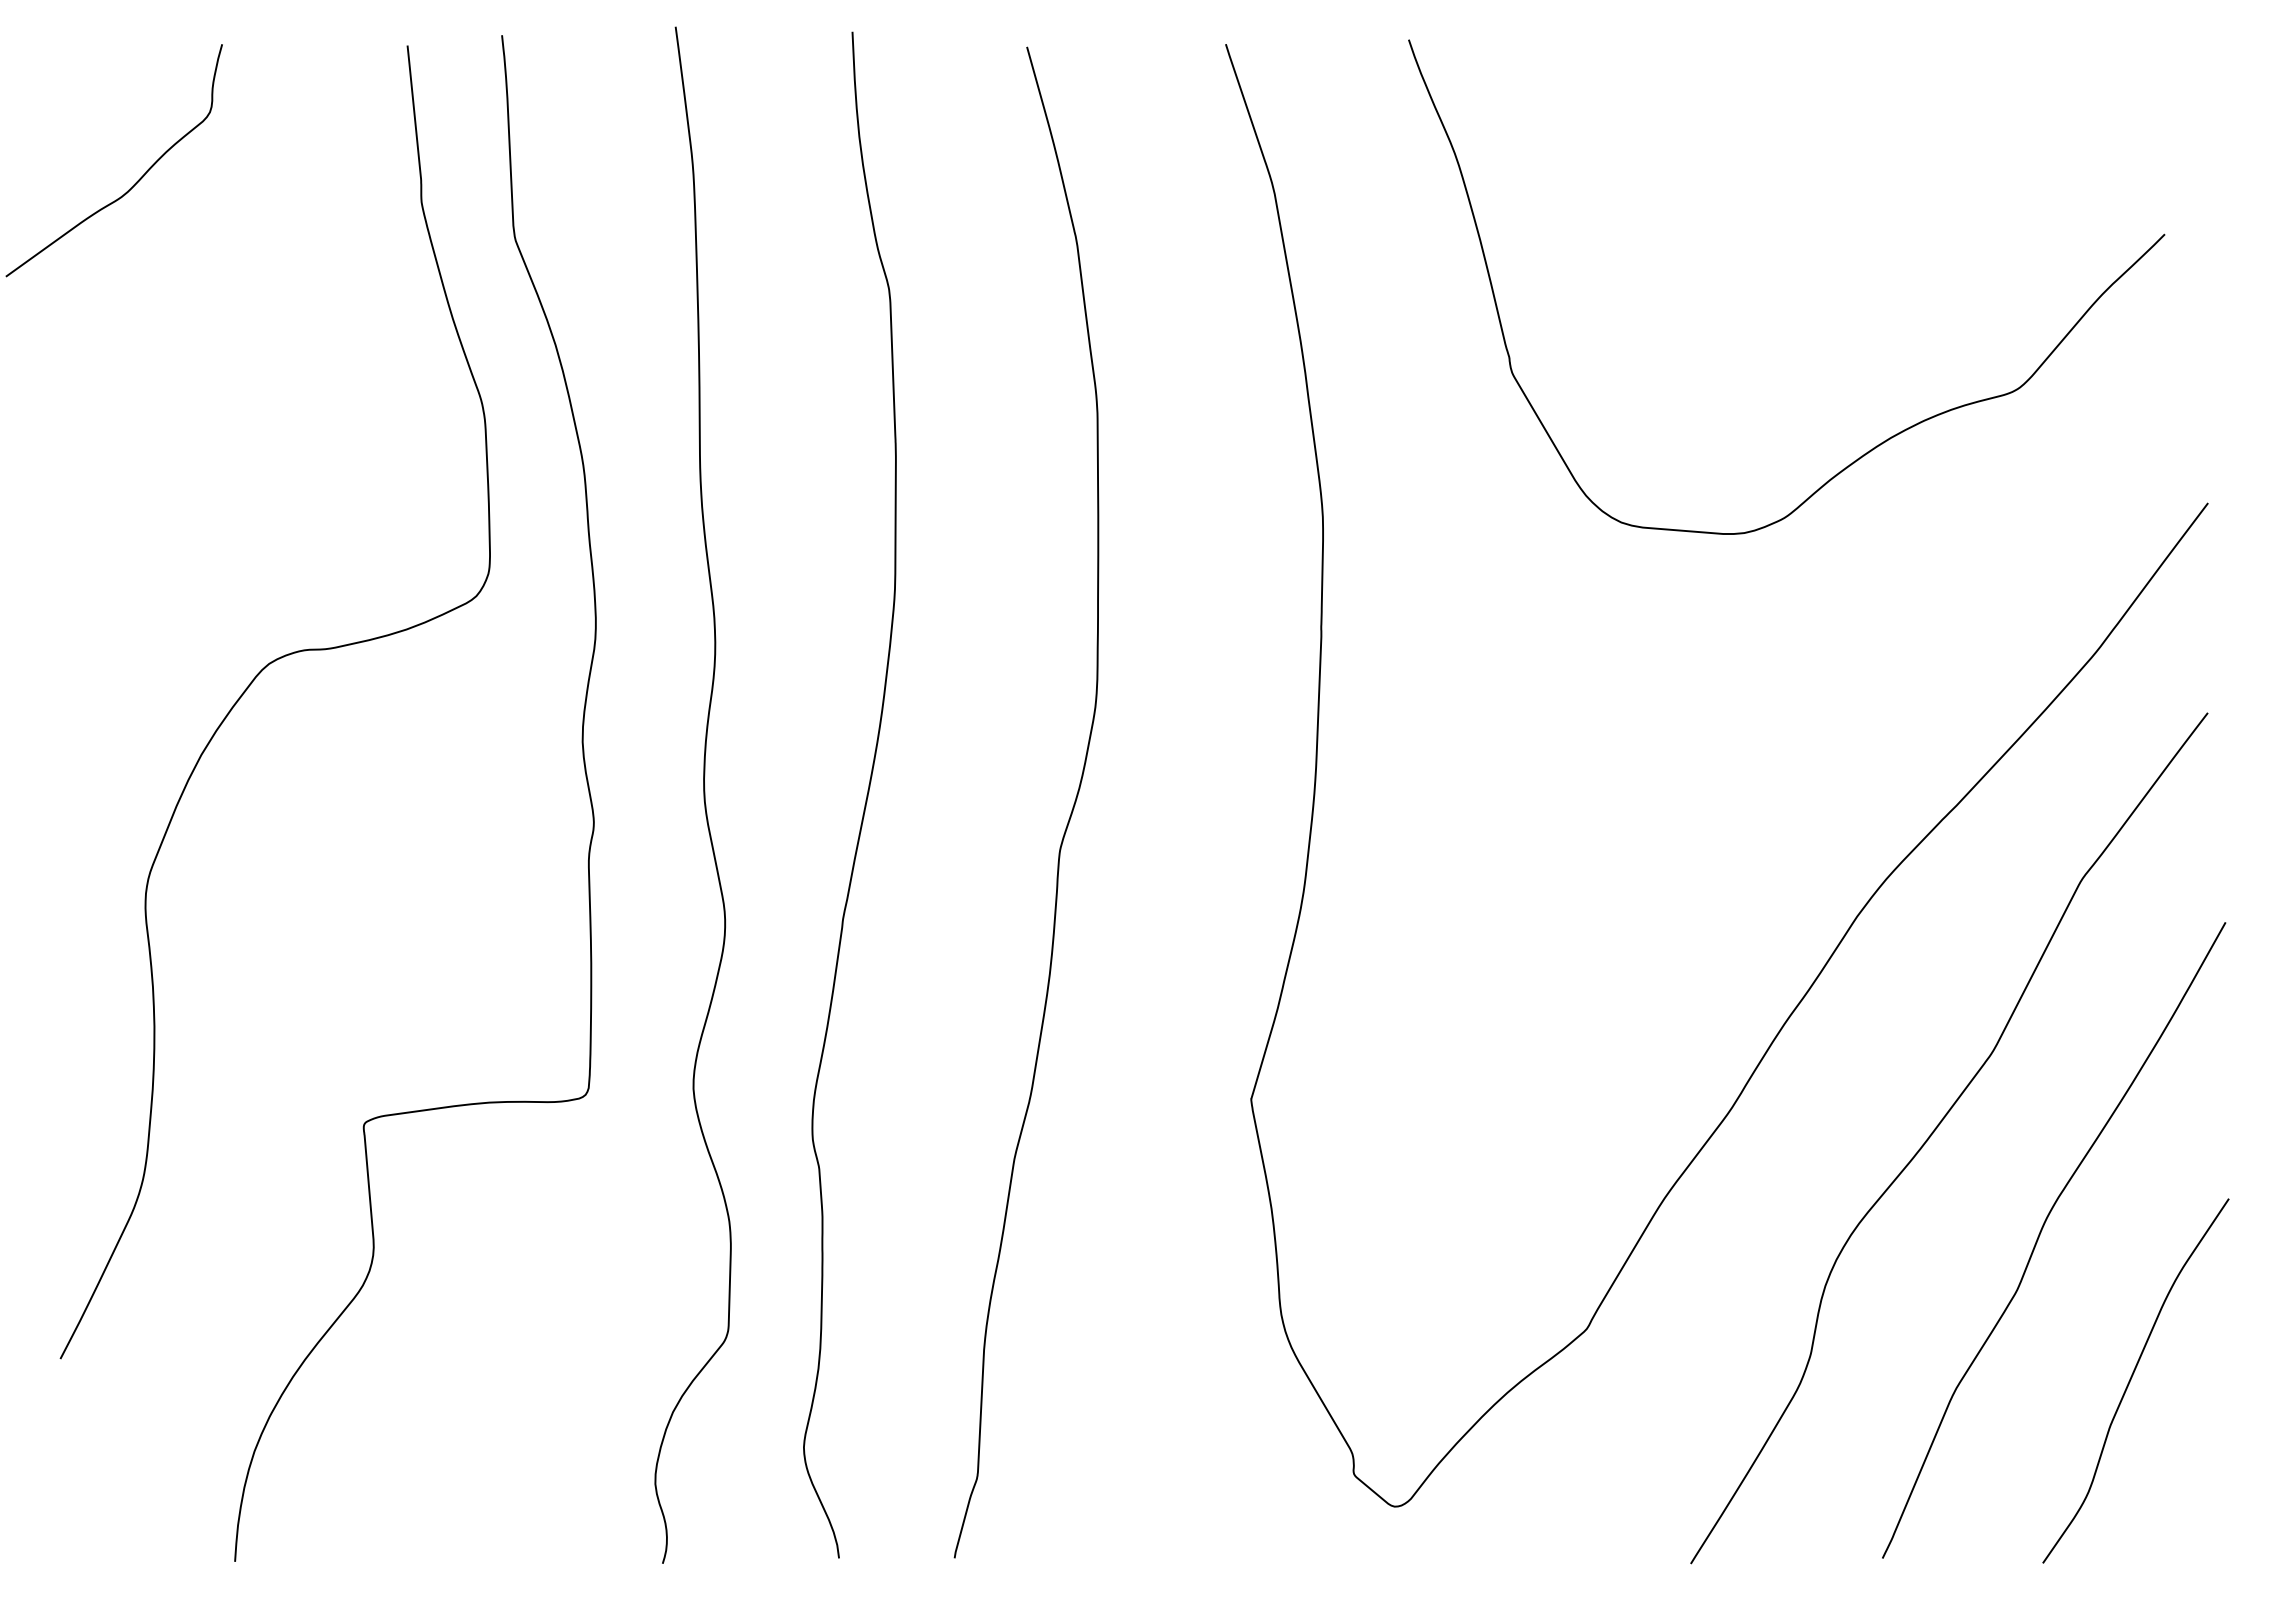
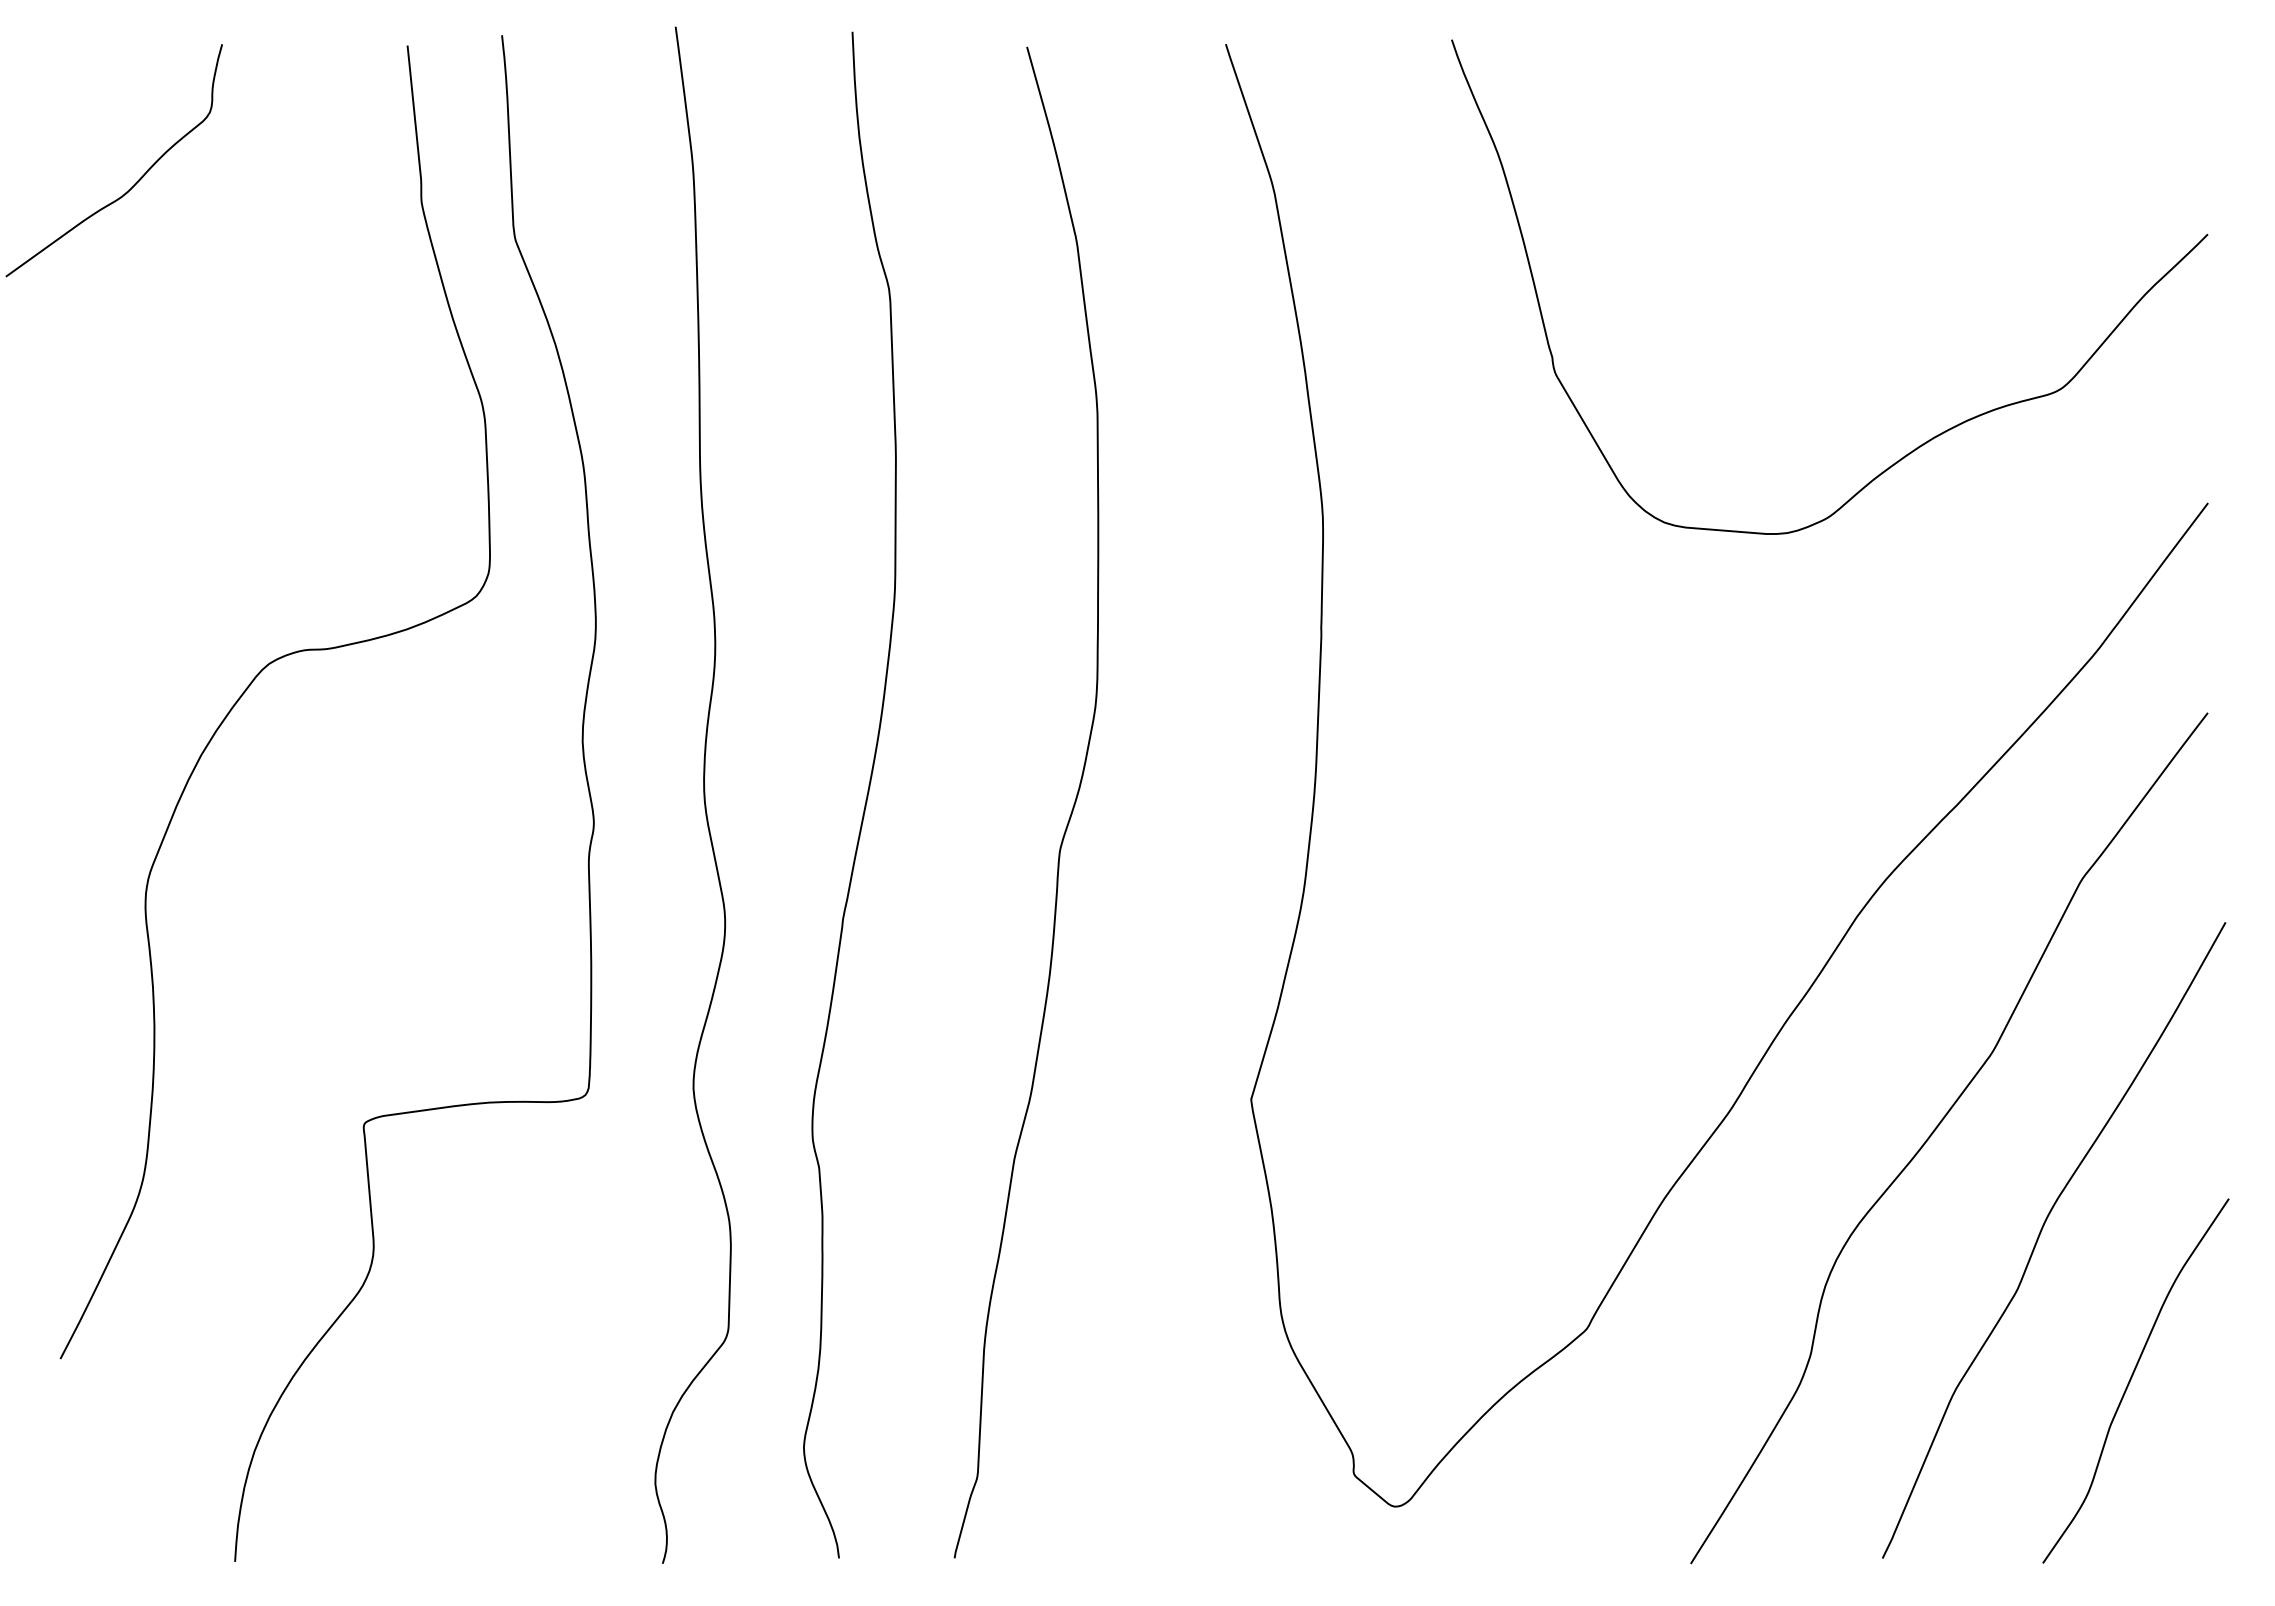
curve position: (1879, 443) -> (1922, 443) (1922, 443)
